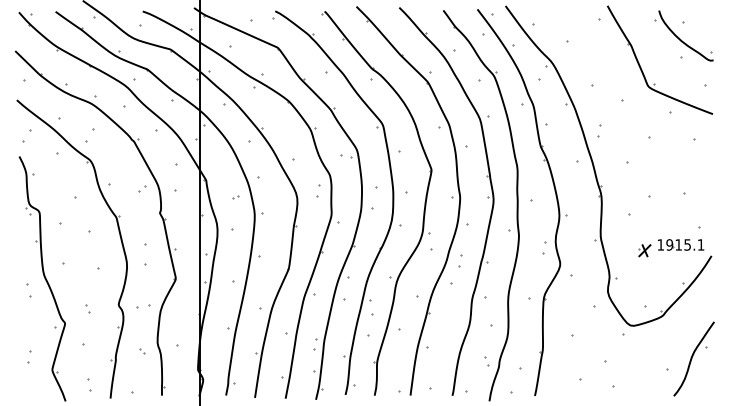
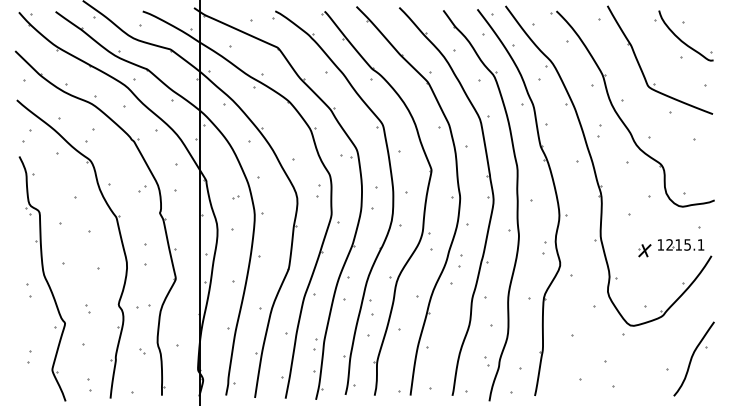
part: none -> present (619, 115)
text: 1915.1 -> 1215.1 (669, 244)
